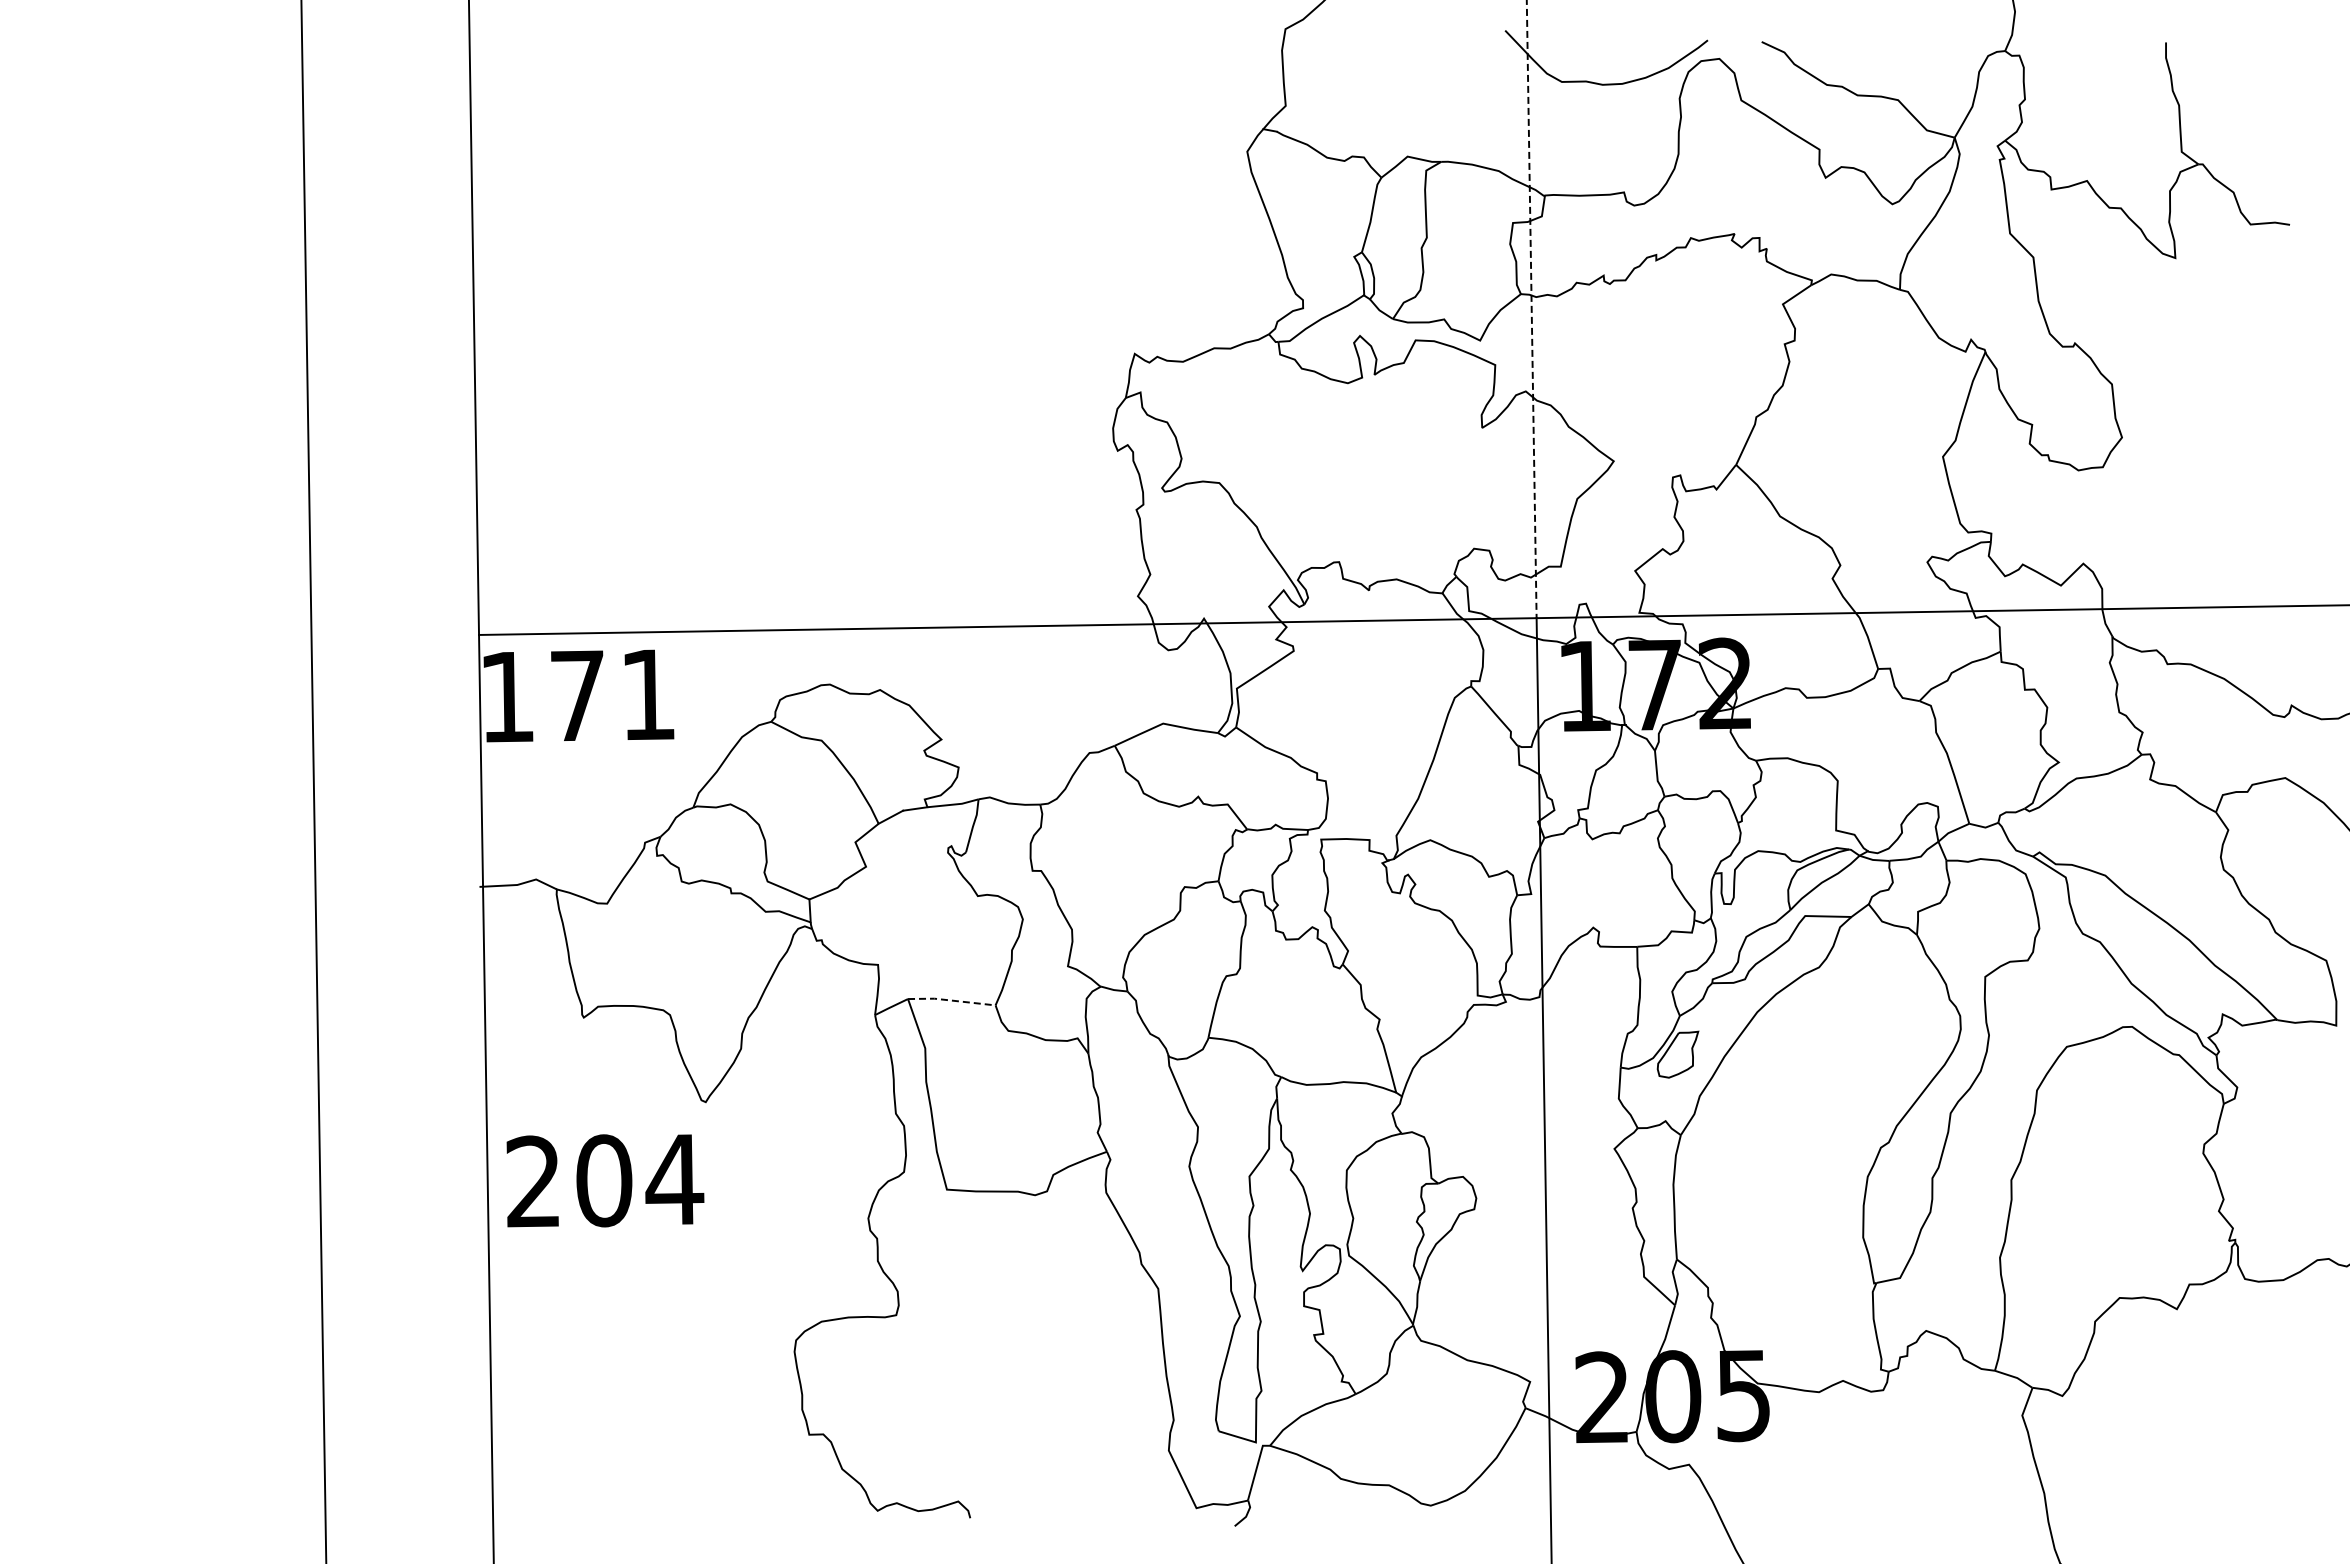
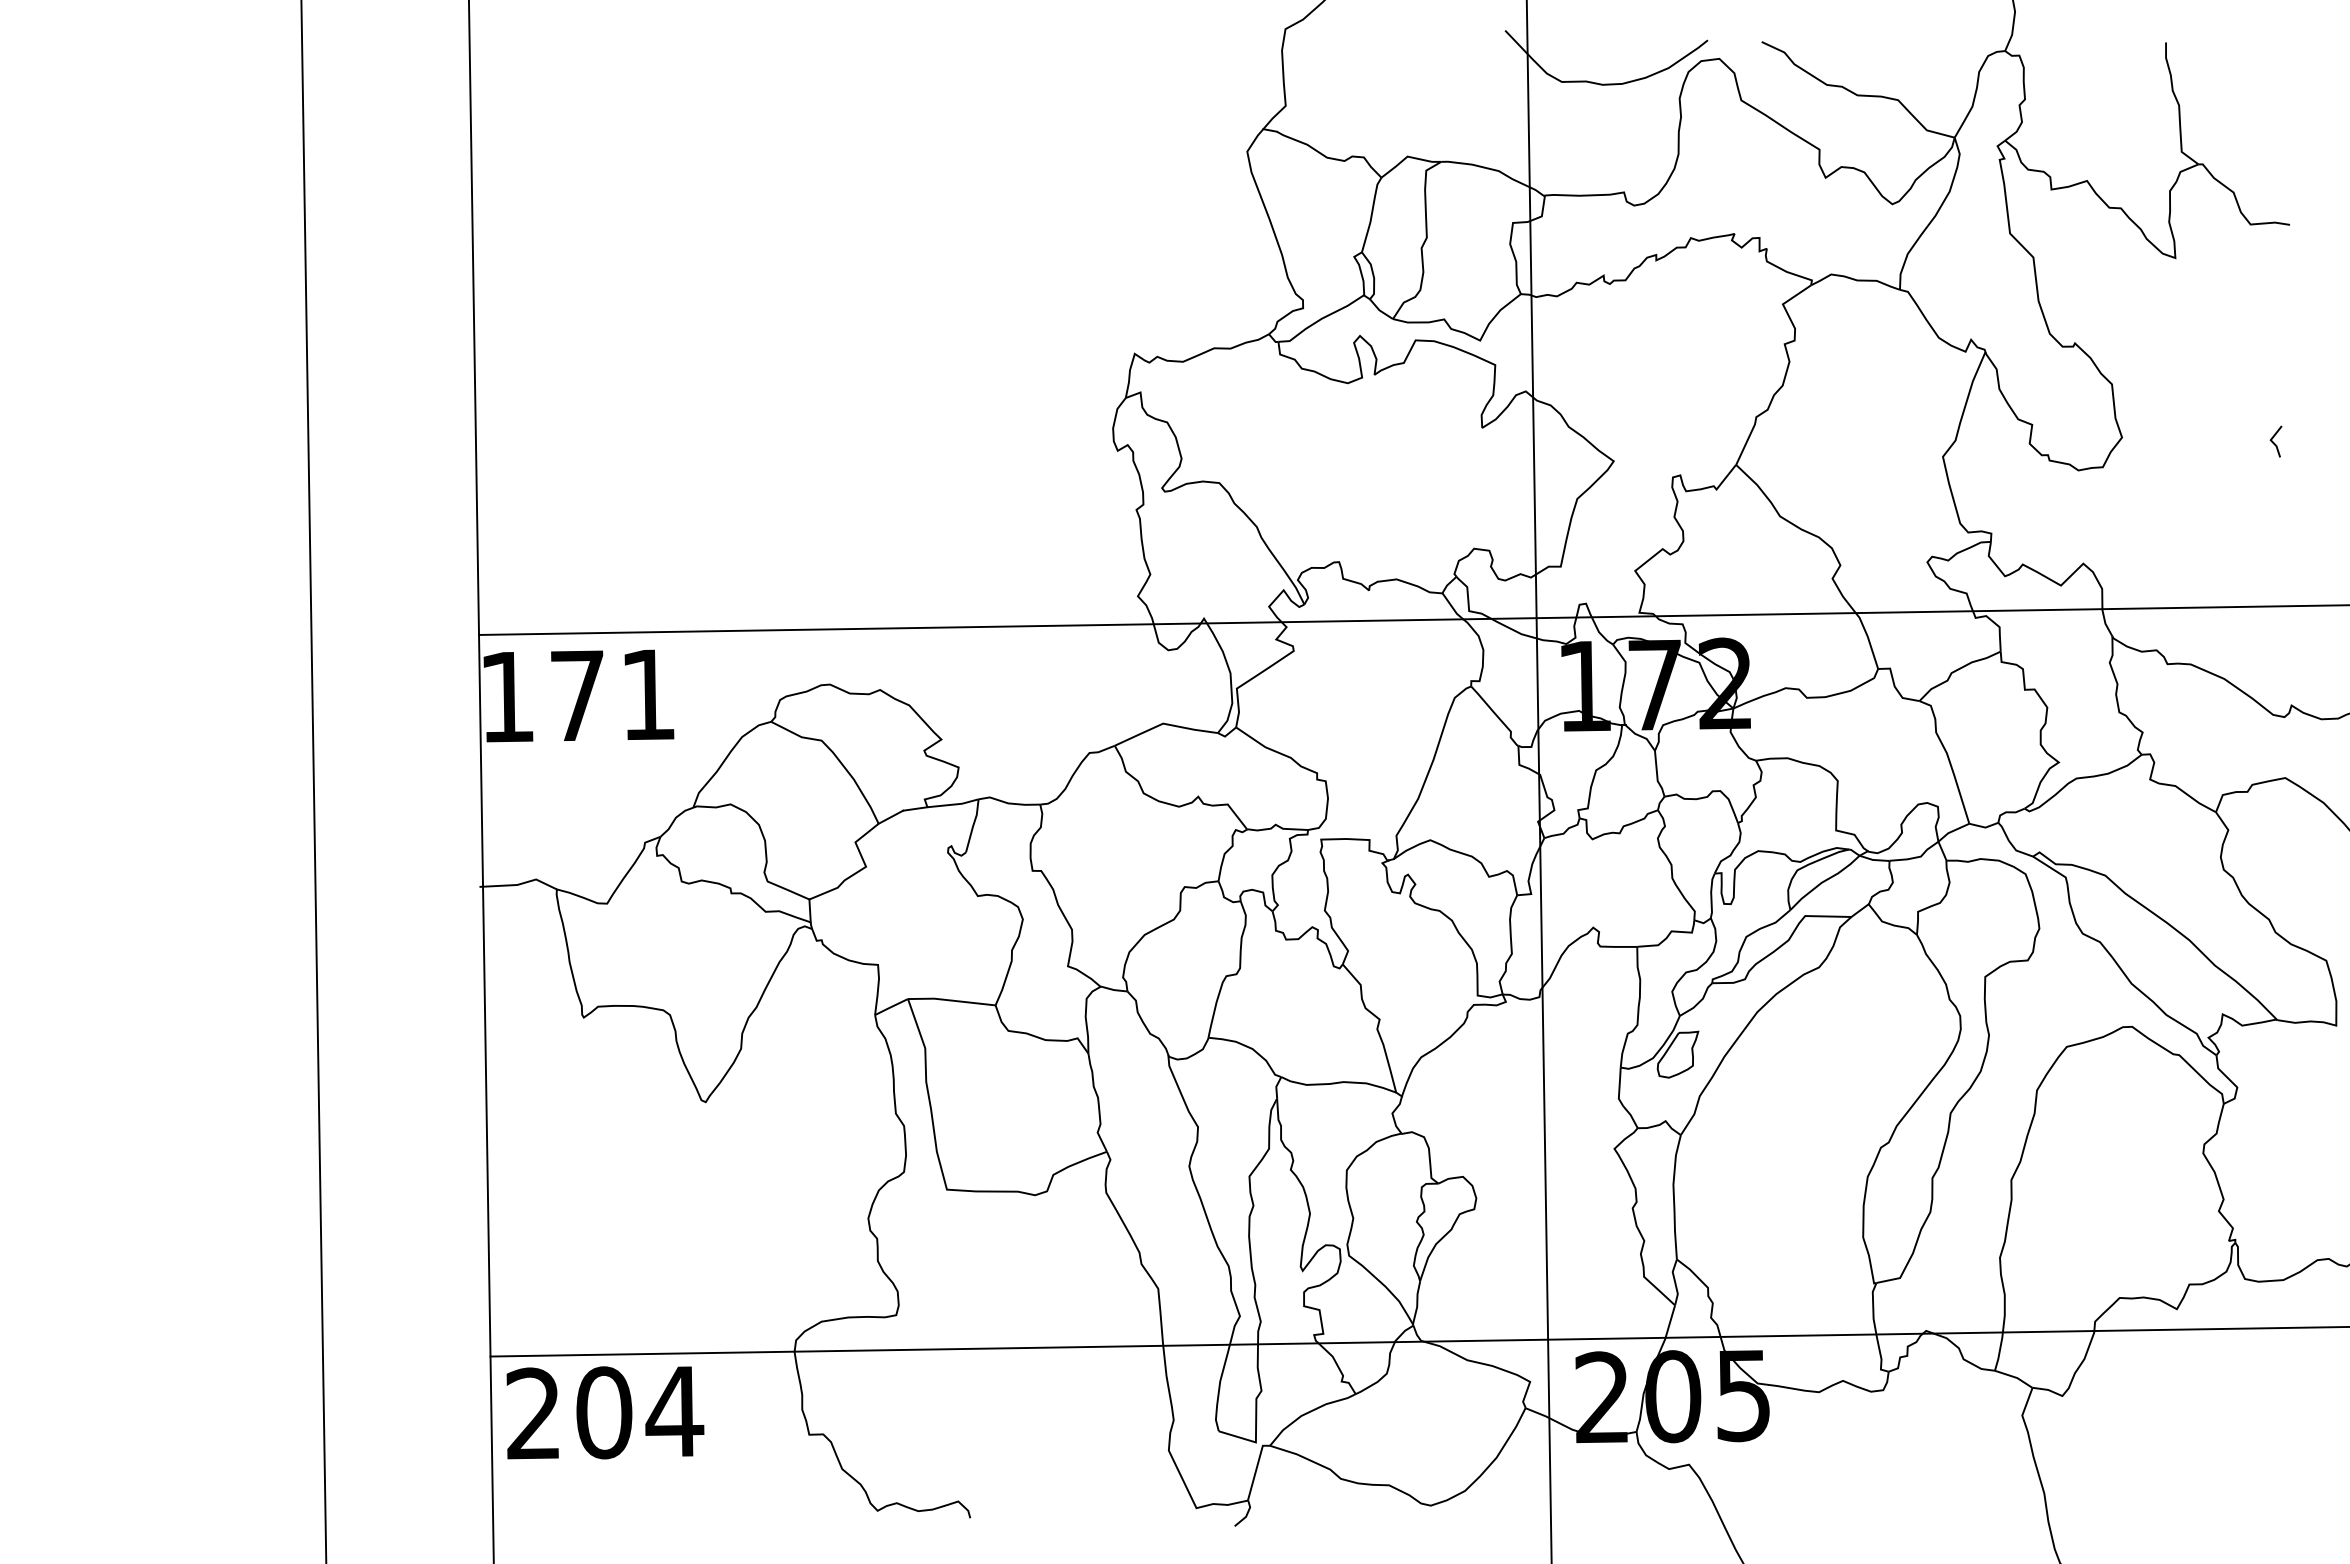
line: dashed -> solid (1531, 309)
line: none -> present (2274, 442)
line: dashed -> solid (951, 1000)
text position: (605, 1180) -> (605, 1412) (605, 1412)
line: none -> present (1418, 1341)
